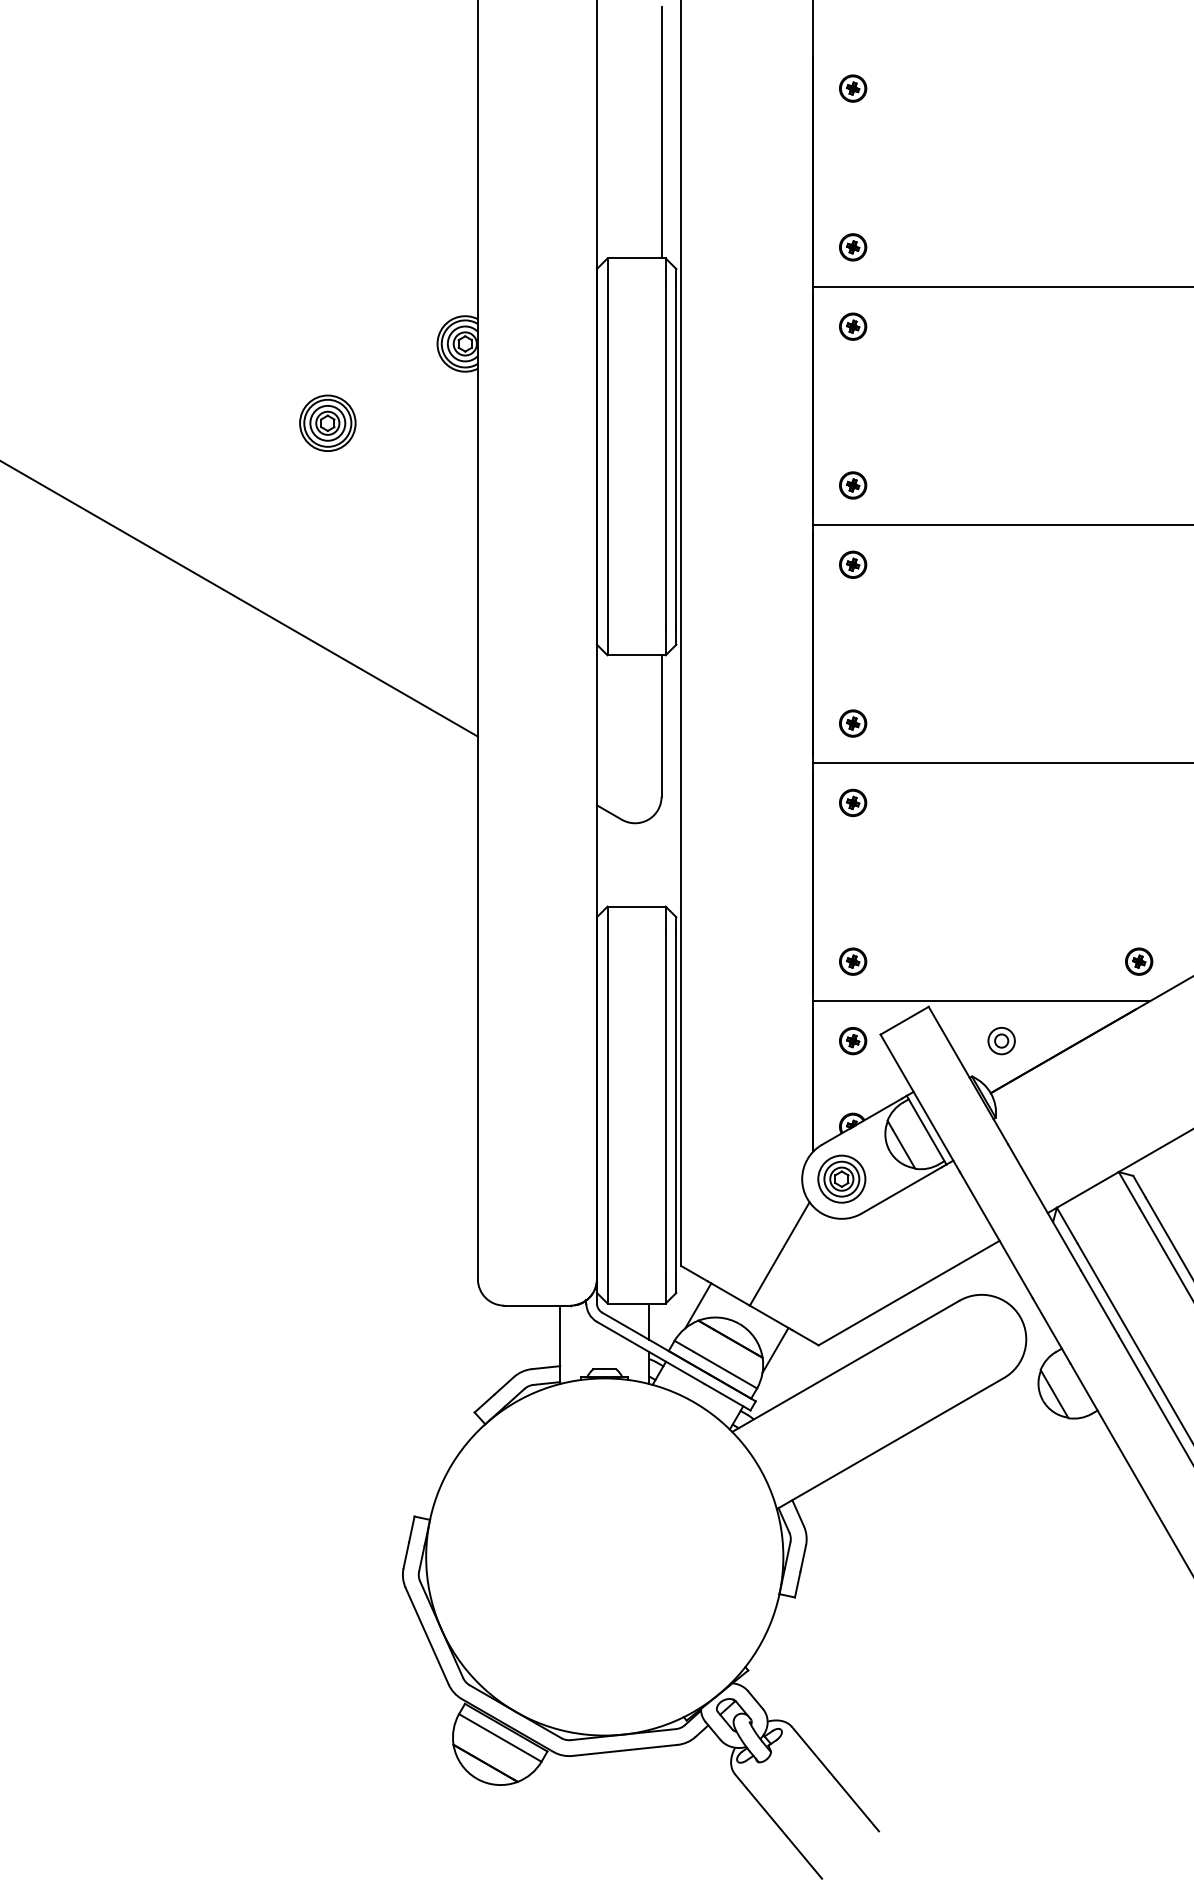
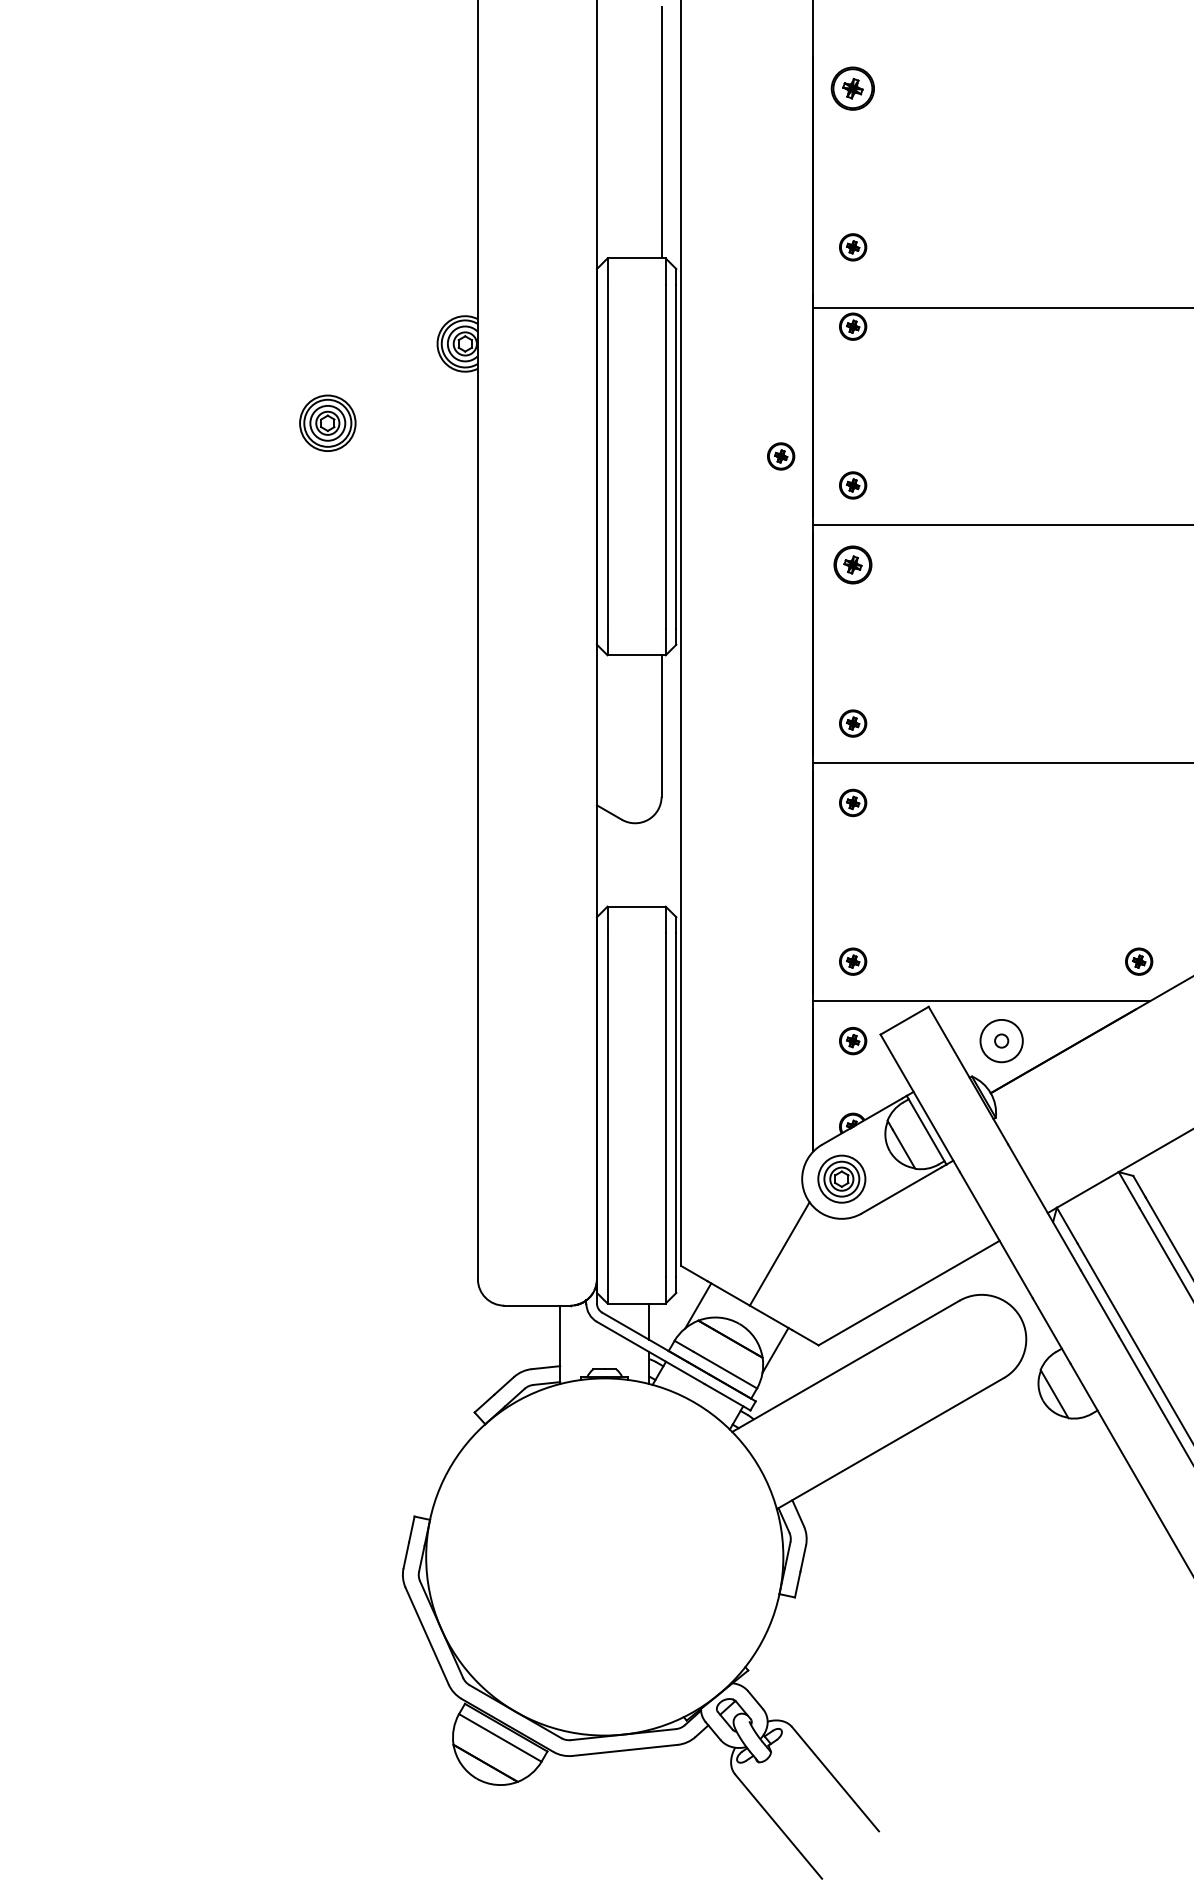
part size: 29x29 px -> 45x45 px (852, 88)
line position: (1001, 287) -> (1001, 308) (1001, 308)
part: none -> present (781, 456)
part size: 29x29 px -> 40x40 px (852, 564)
line: present -> none (239, 599)
circle diameter: 26 px -> 42 px (1001, 1040)
